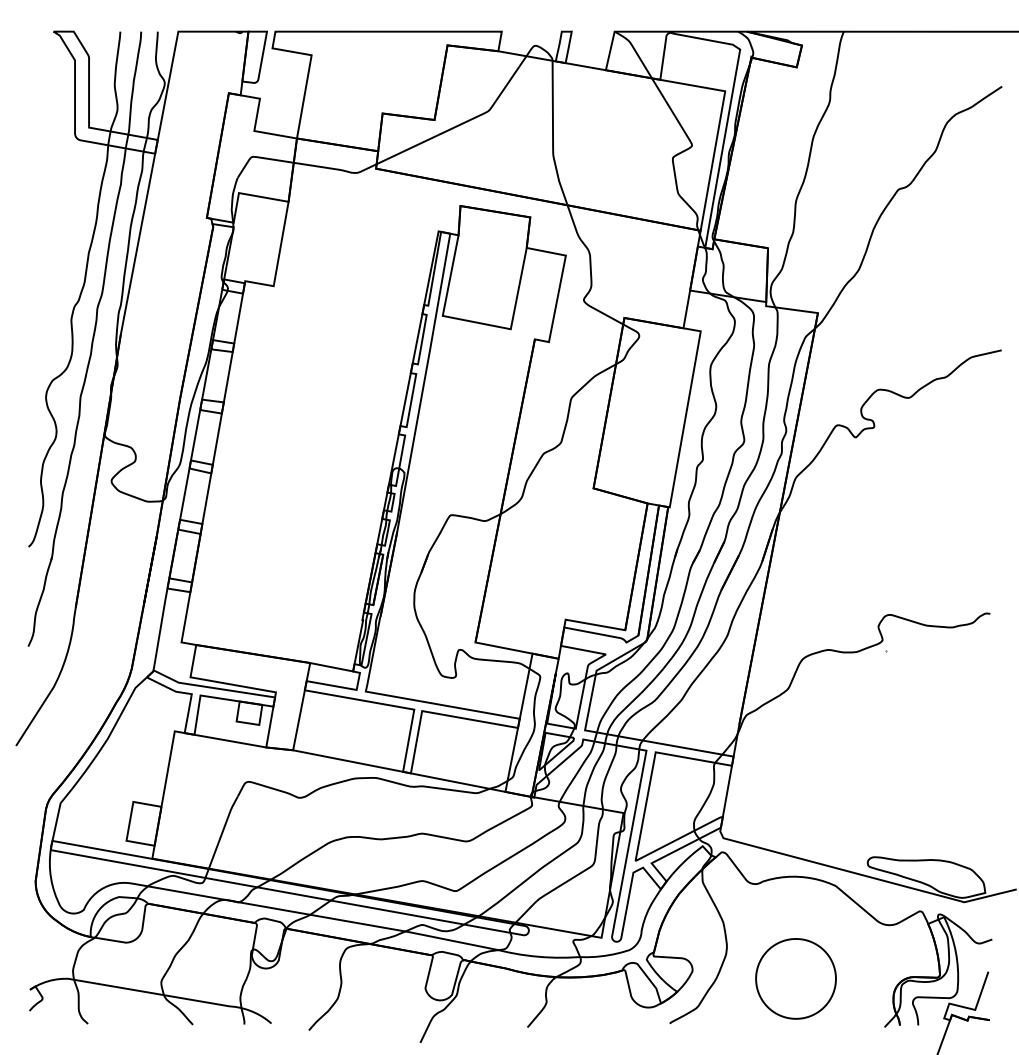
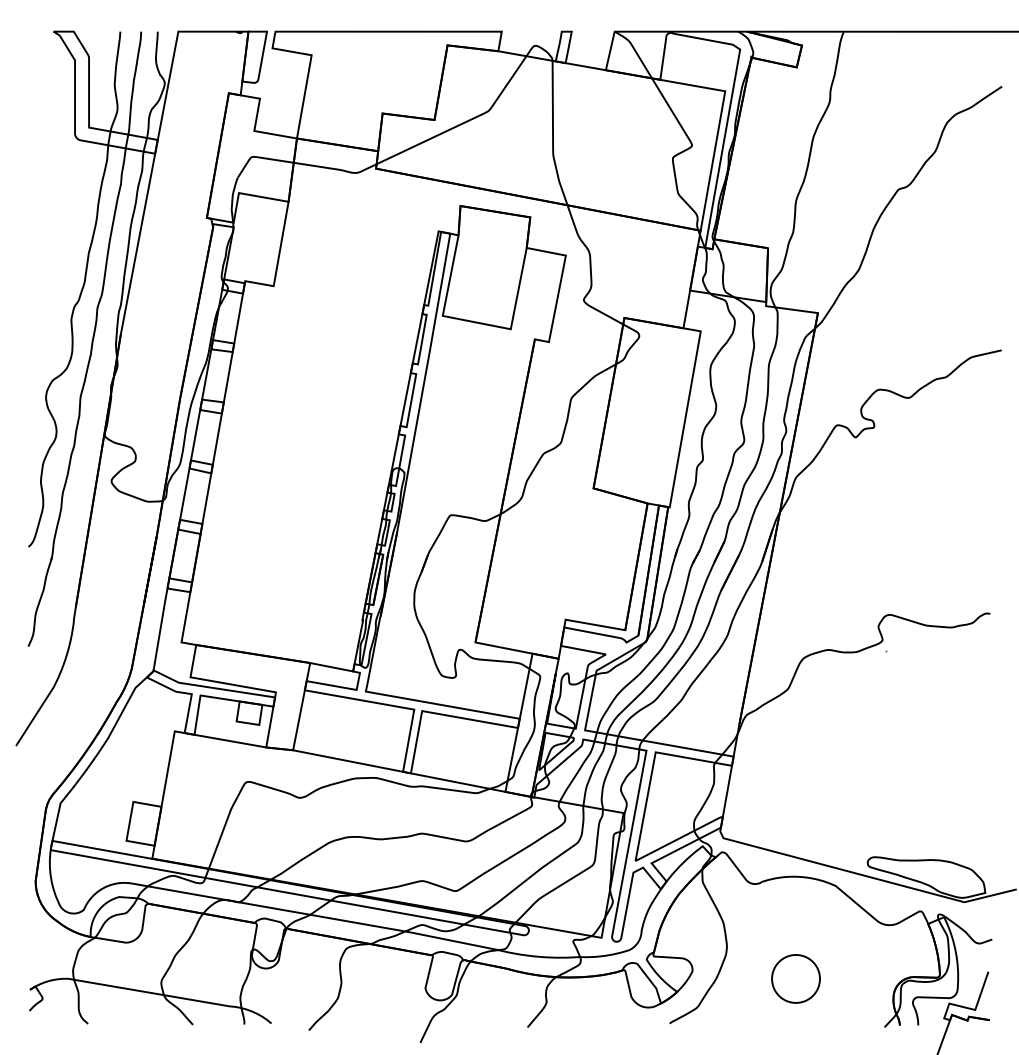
part size: 82x82 px -> 50x50 px (795, 978)
